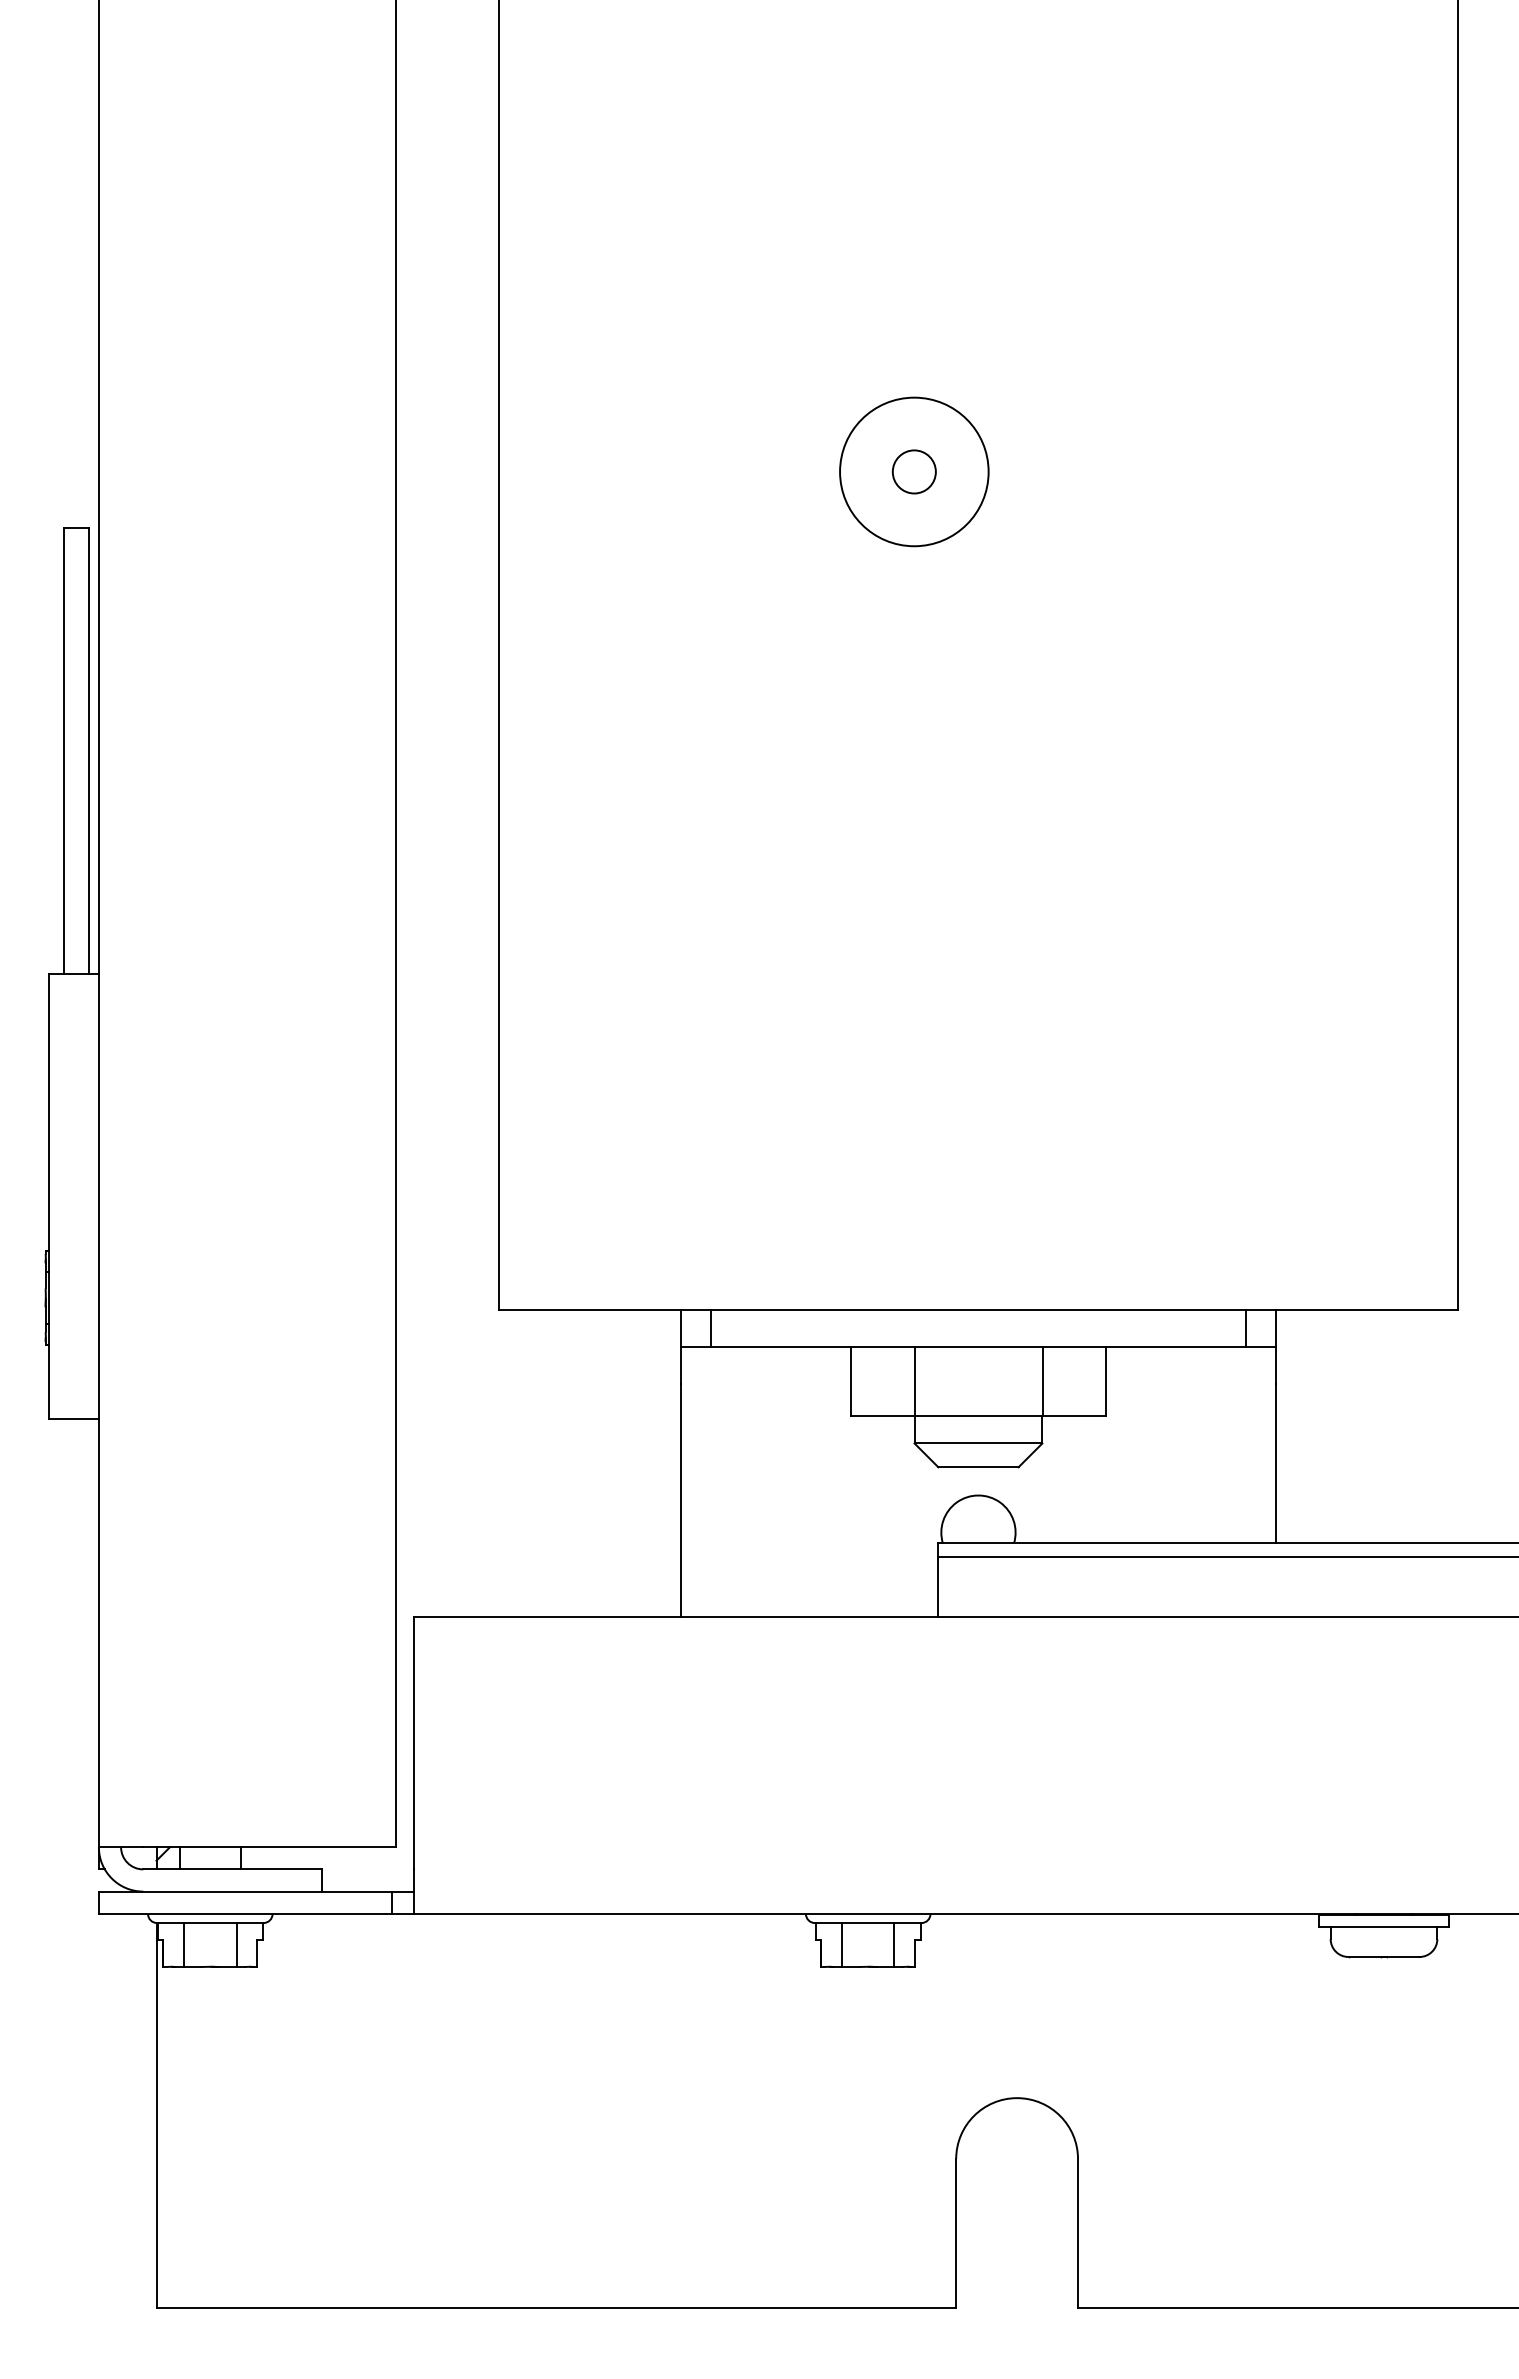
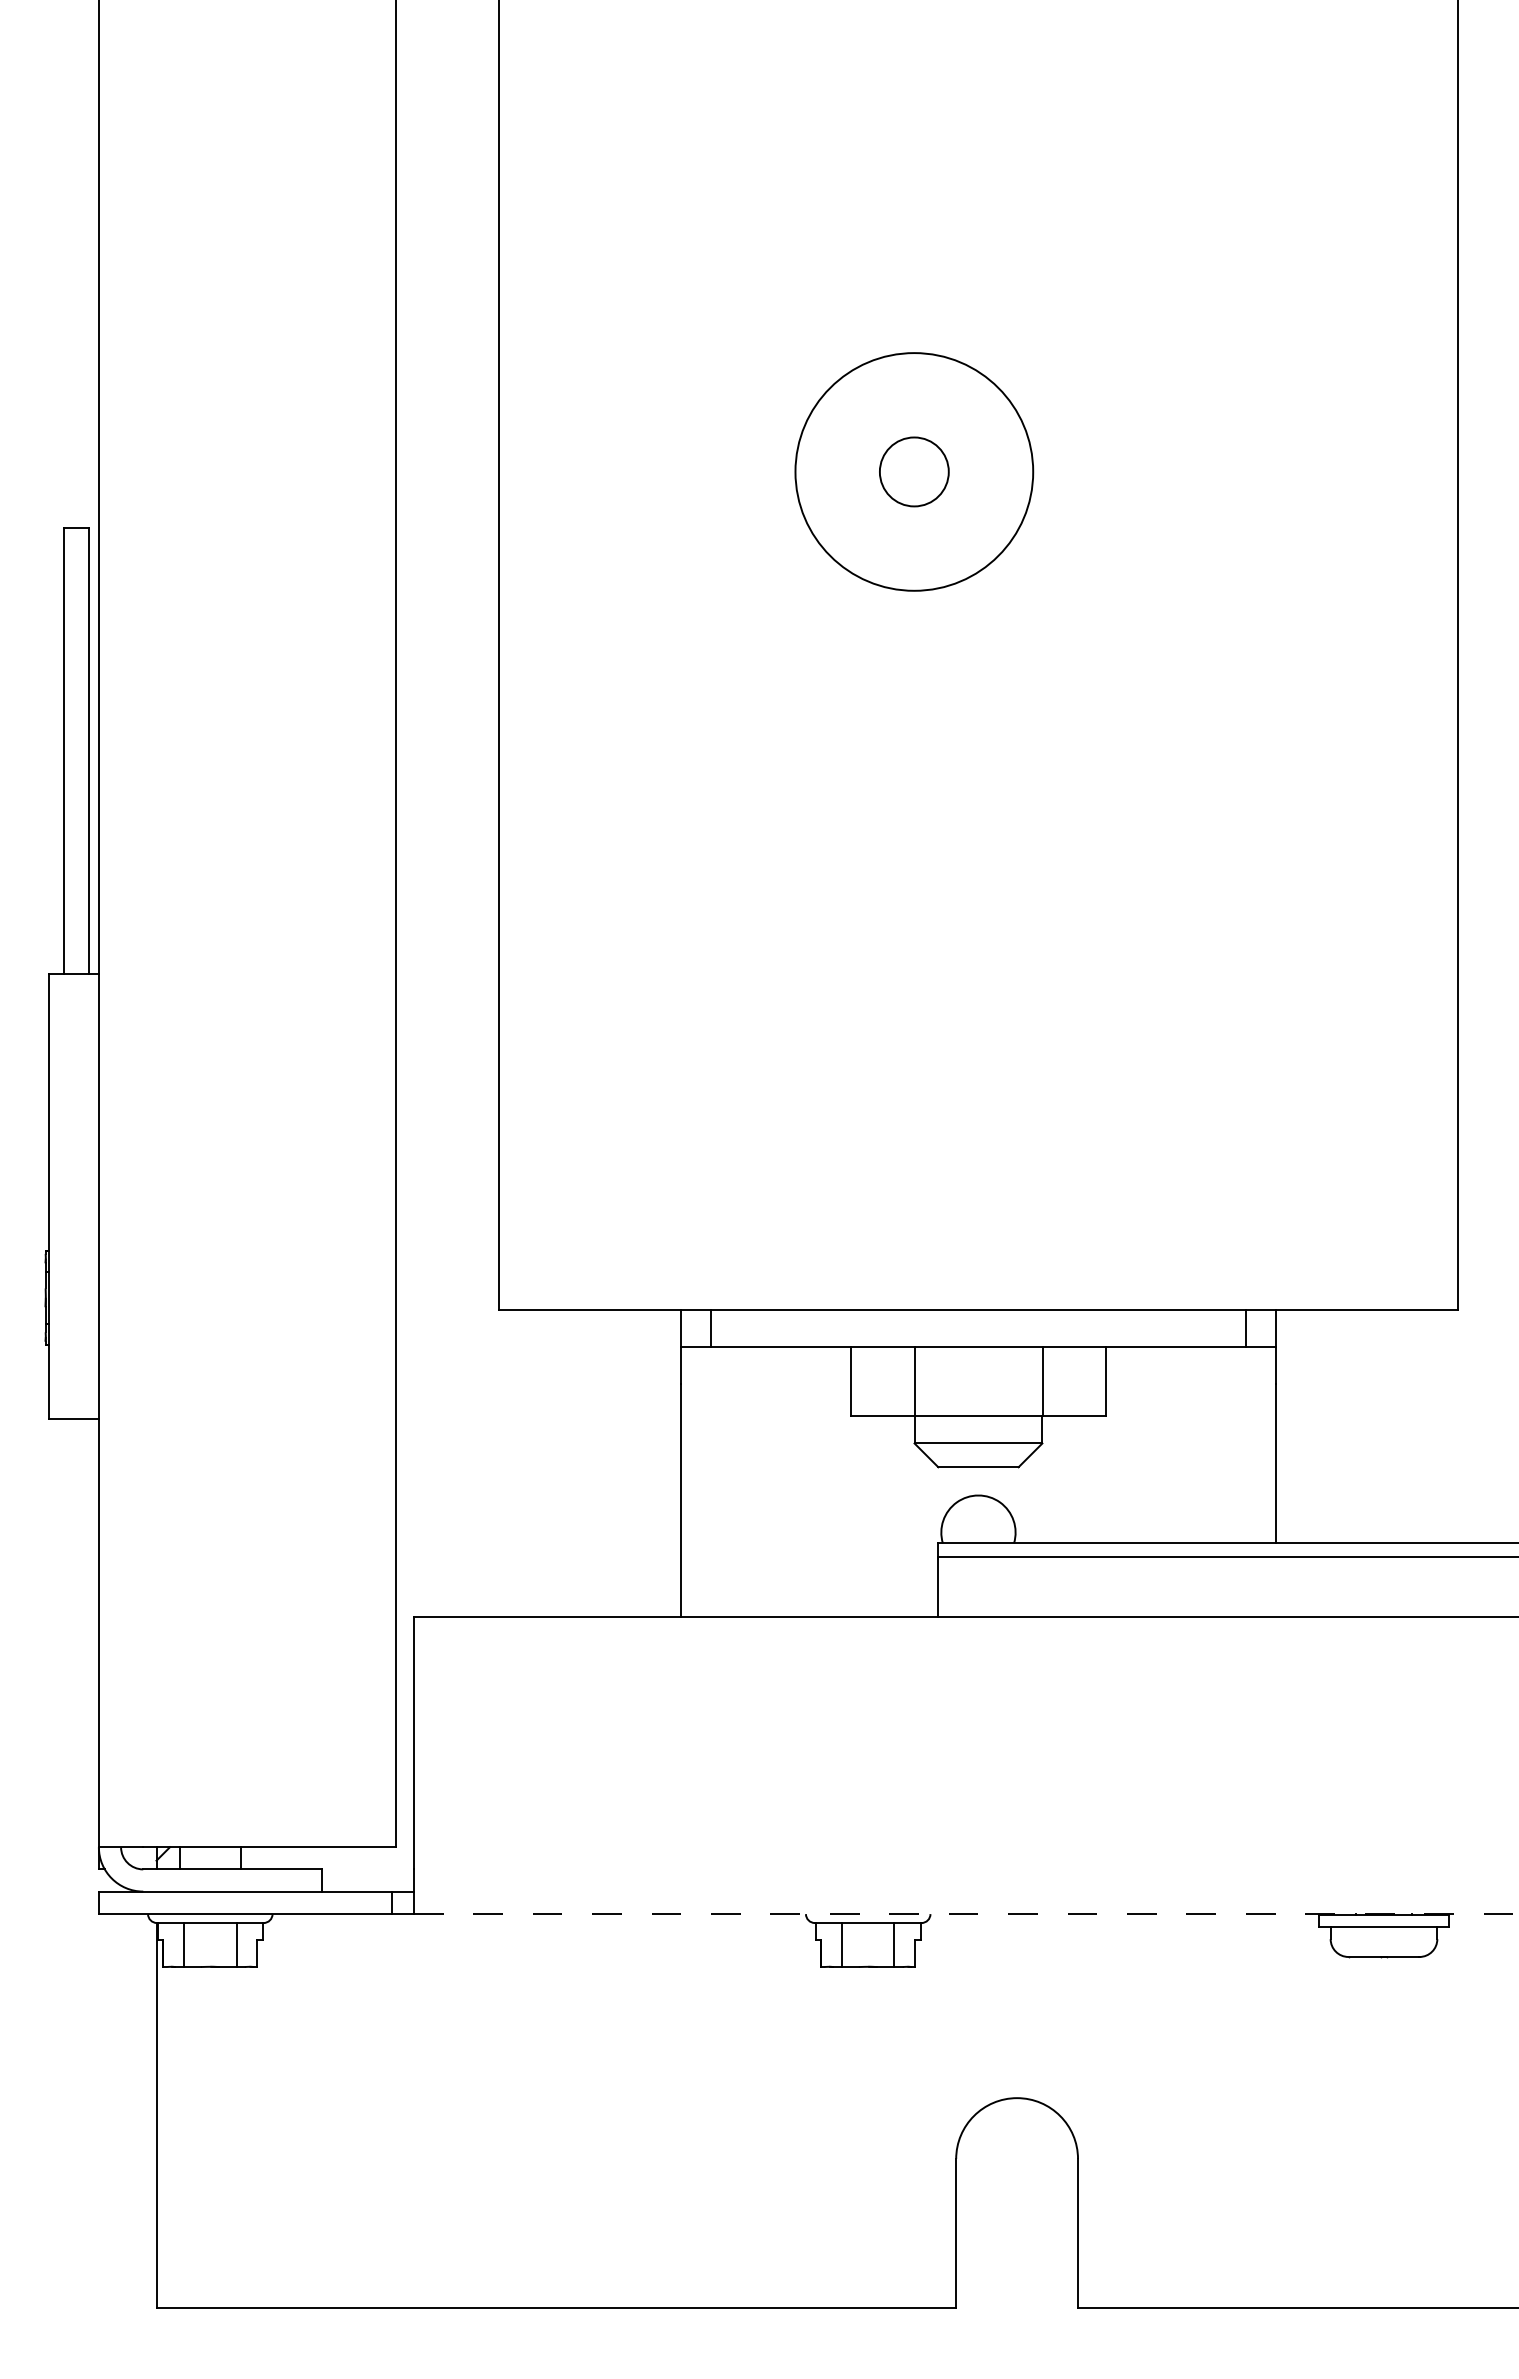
circle diameter: 43 px -> 69 px (913, 471)
circle diameter: 149 px -> 238 px (914, 471)
line: solid -> dashed (966, 1913)
